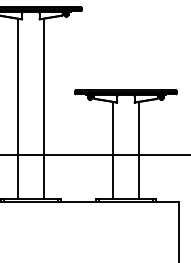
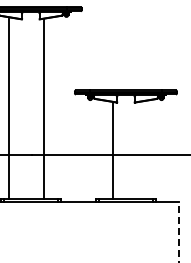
line position: (18, 108) -> (9, 108) (9, 108)
line: present -> none (138, 150)
line: solid -> dashed (179, 232)
